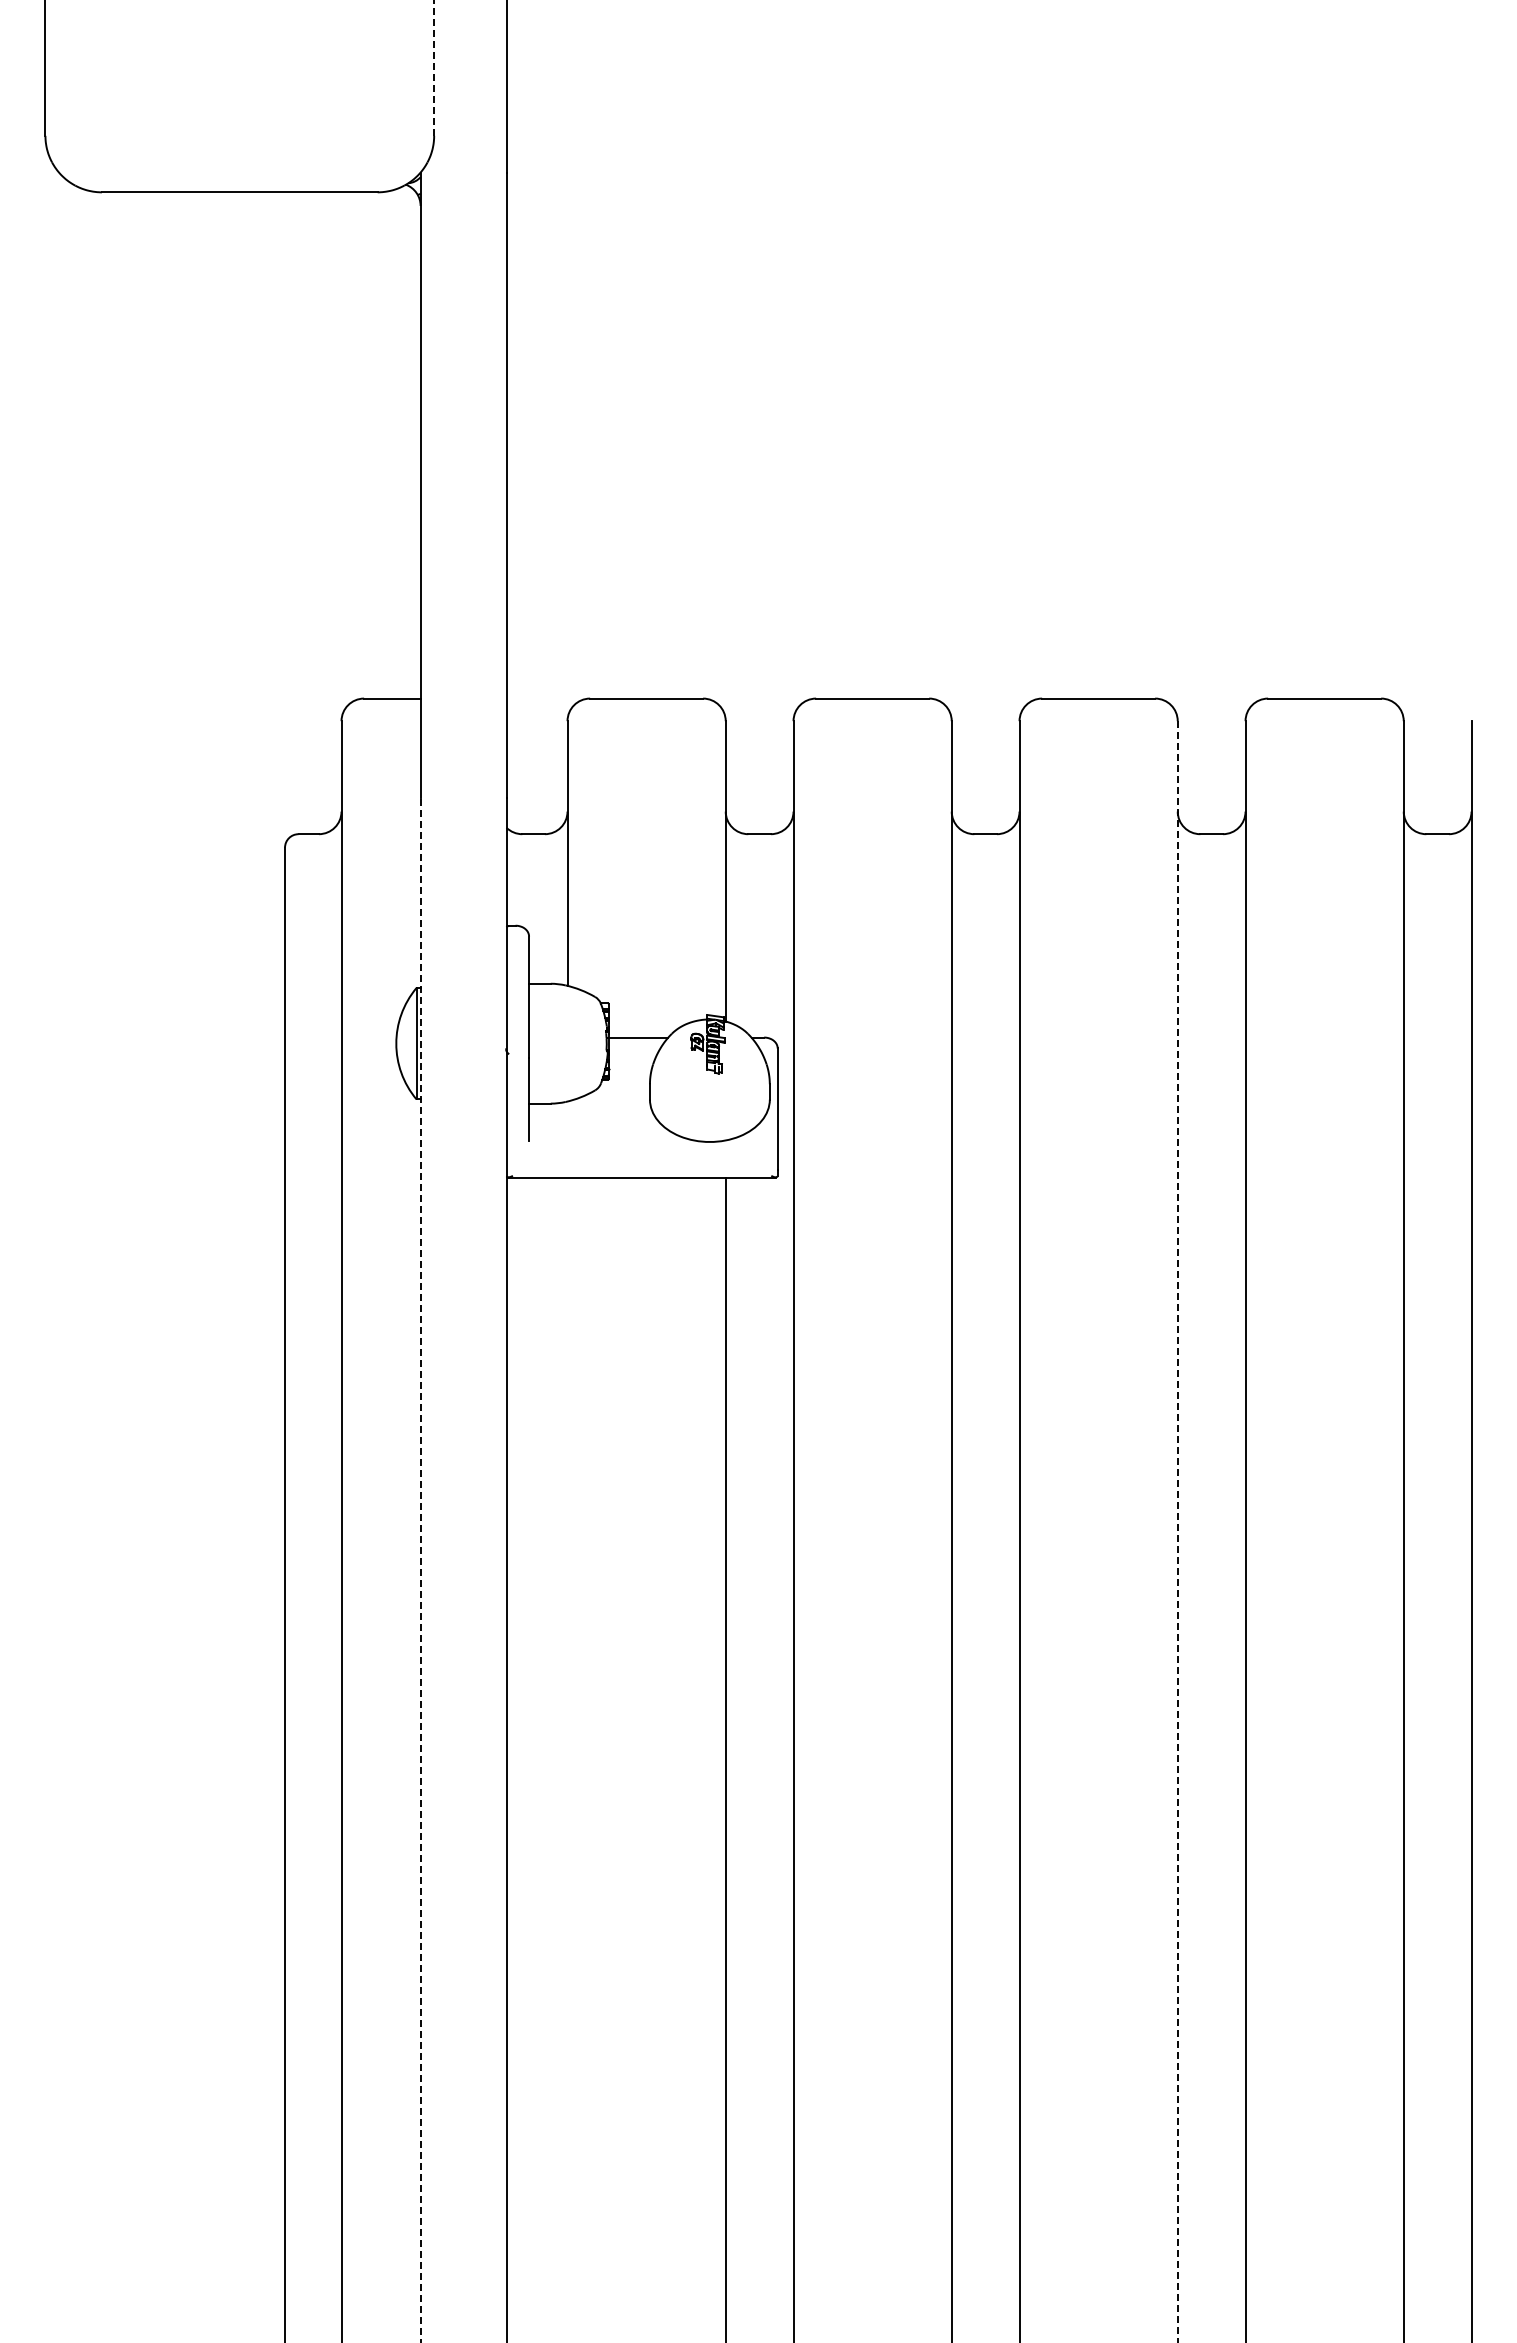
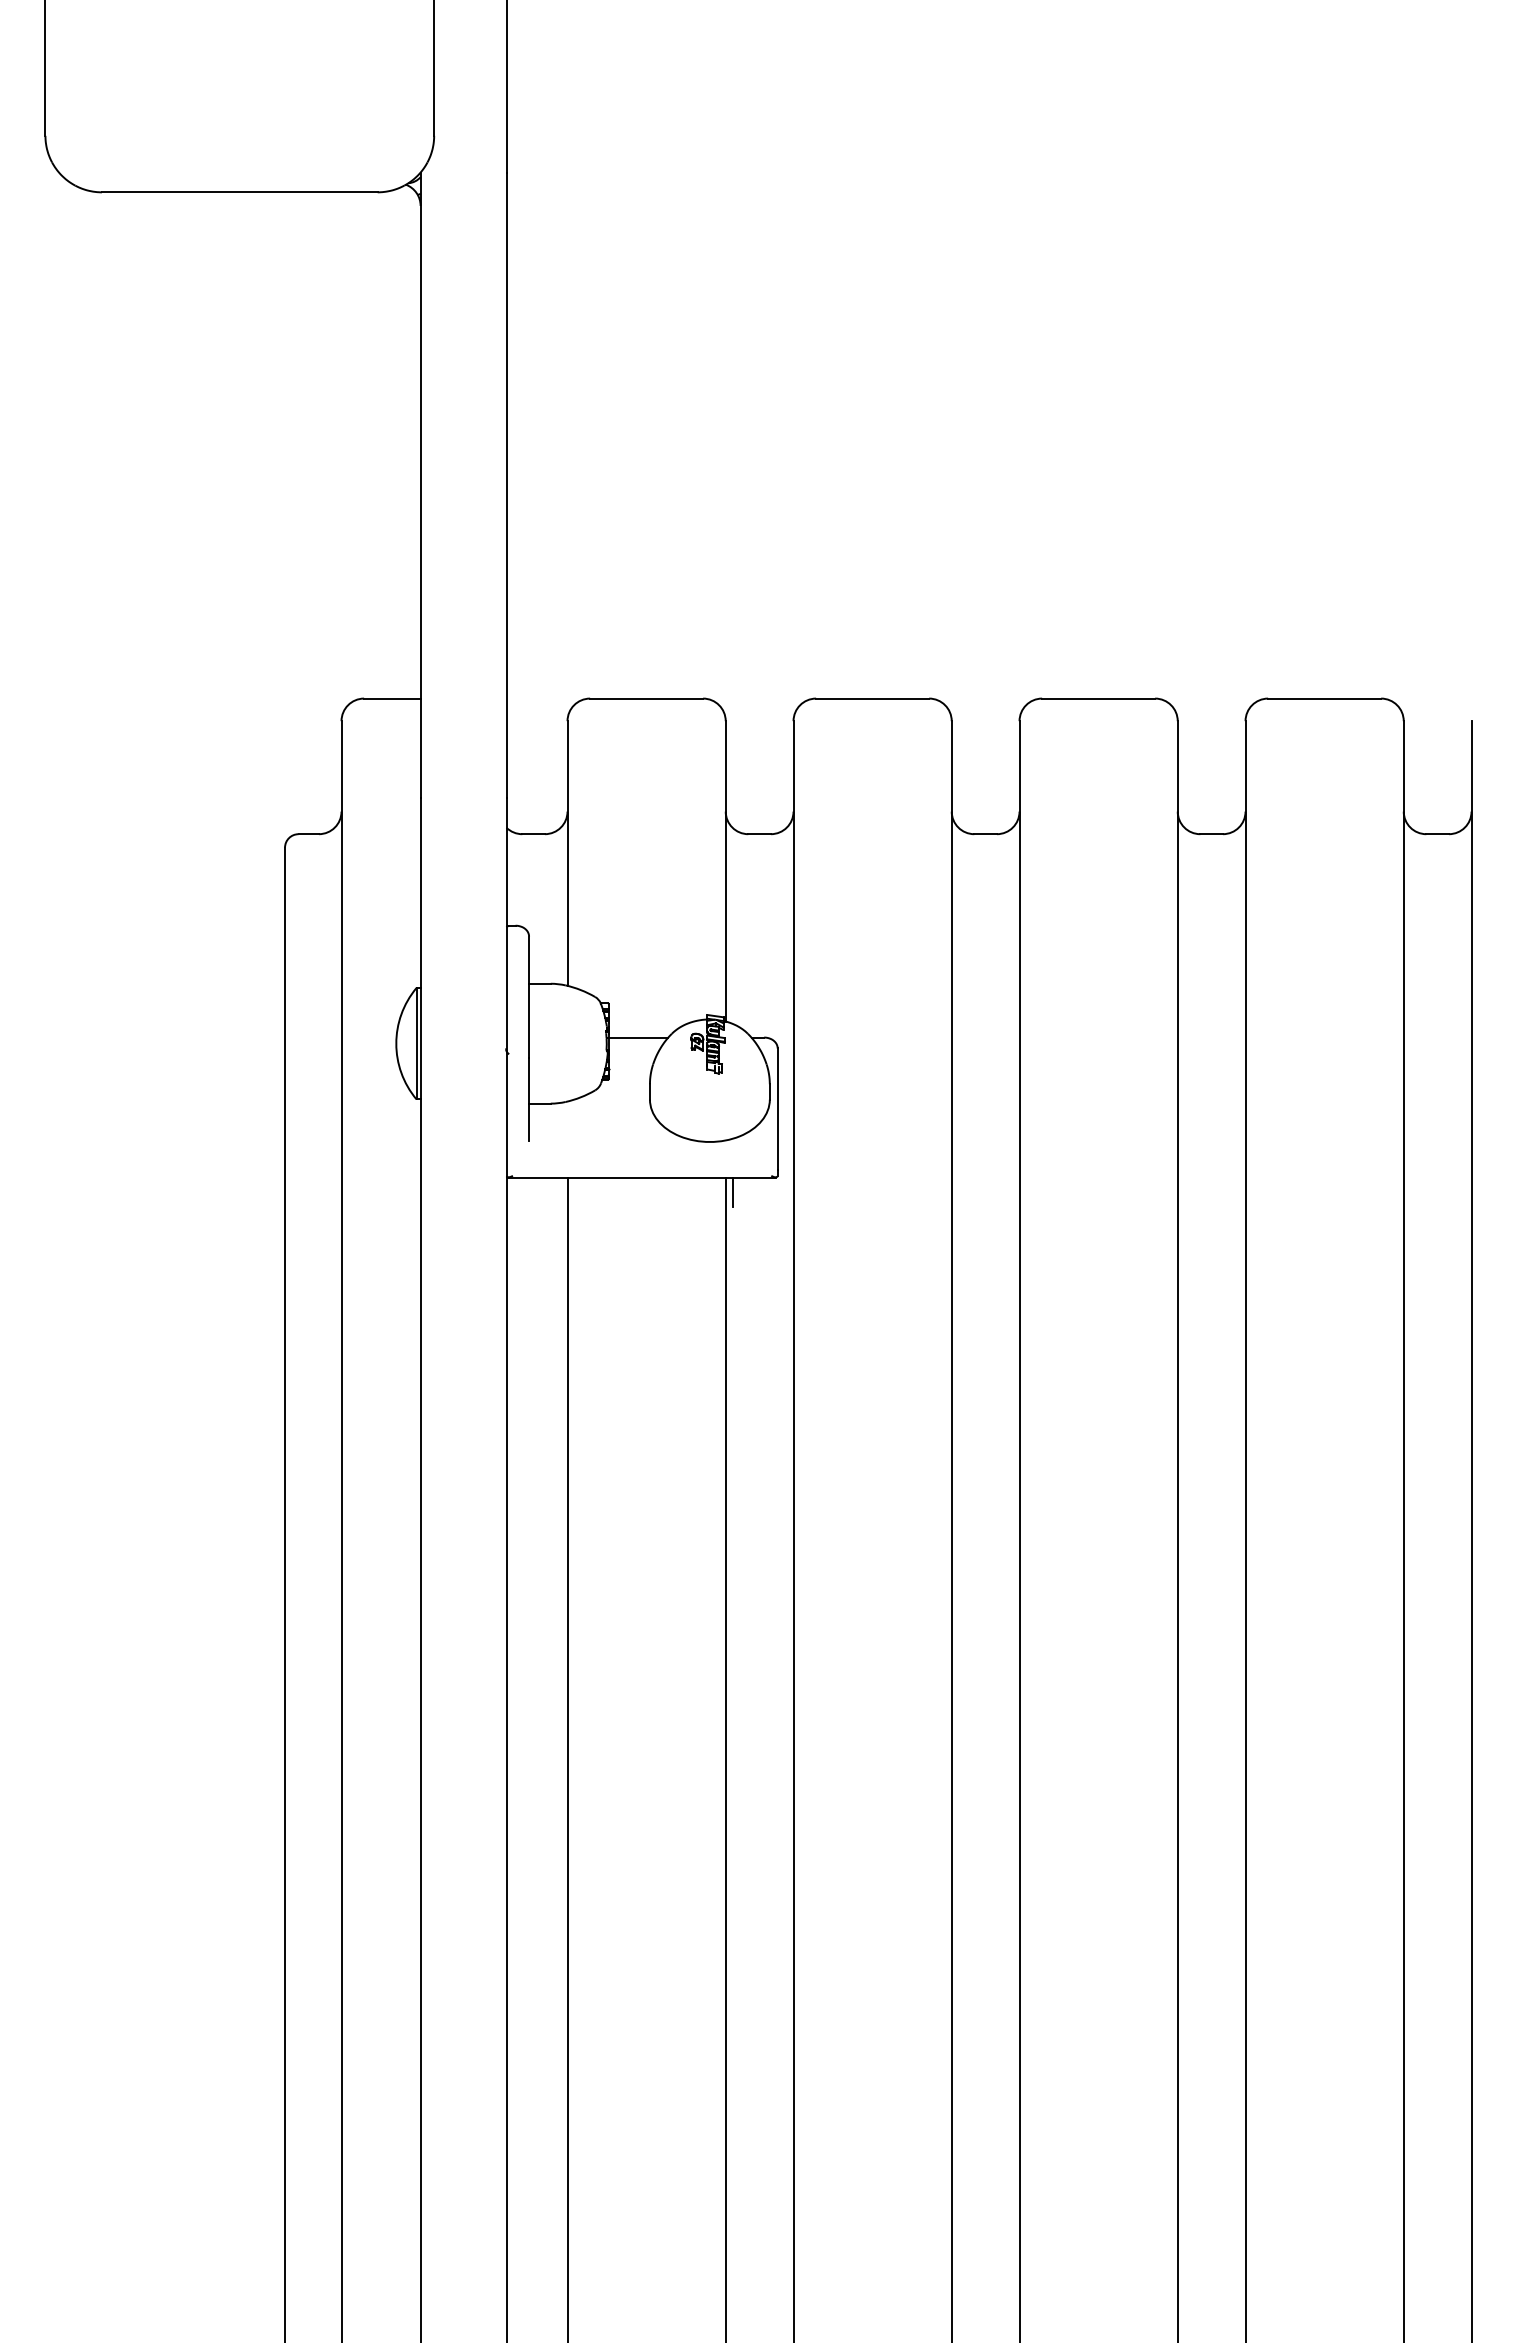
line: dashed -> solid (434, 67)
line: none -> present (732, 1191)
line: dashed -> solid (1177, 1532)
line: dashed -> solid (420, 1570)
line: none -> present (567, 1758)
